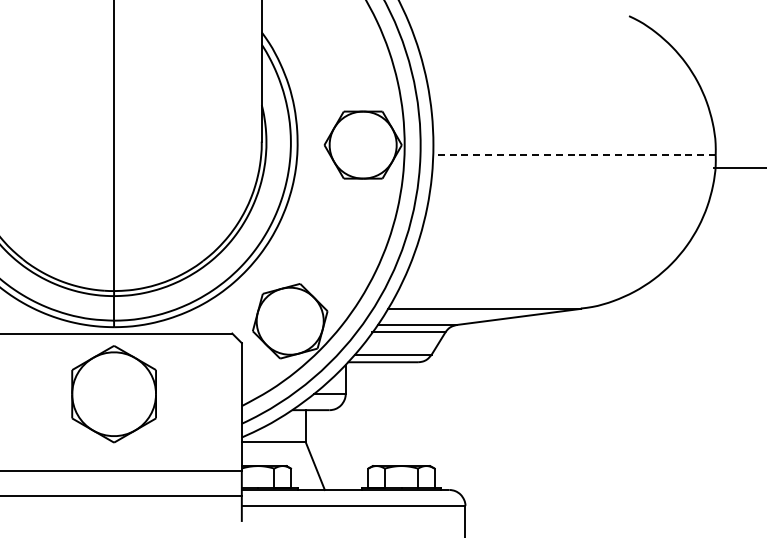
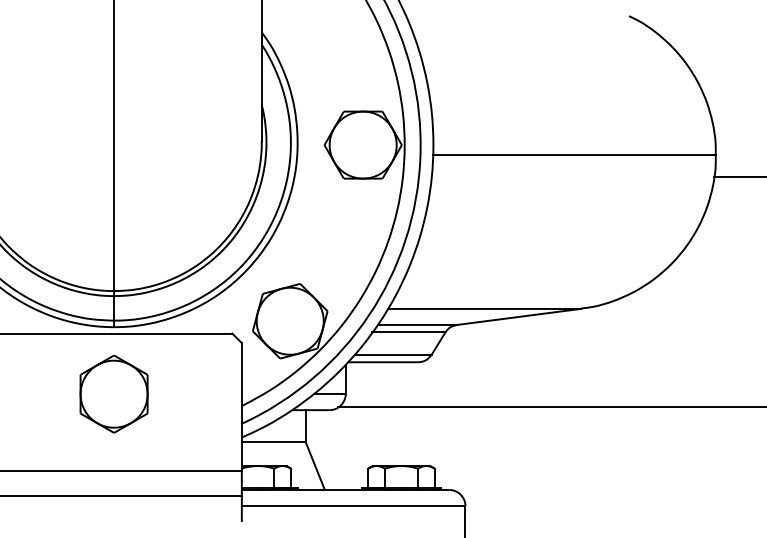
line: dashed -> solid (574, 155)
line position: (738, 168) -> (738, 177) (738, 177)
part size: 86x99 px -> 70x80 px (113, 393)
line: none -> present (550, 407)
